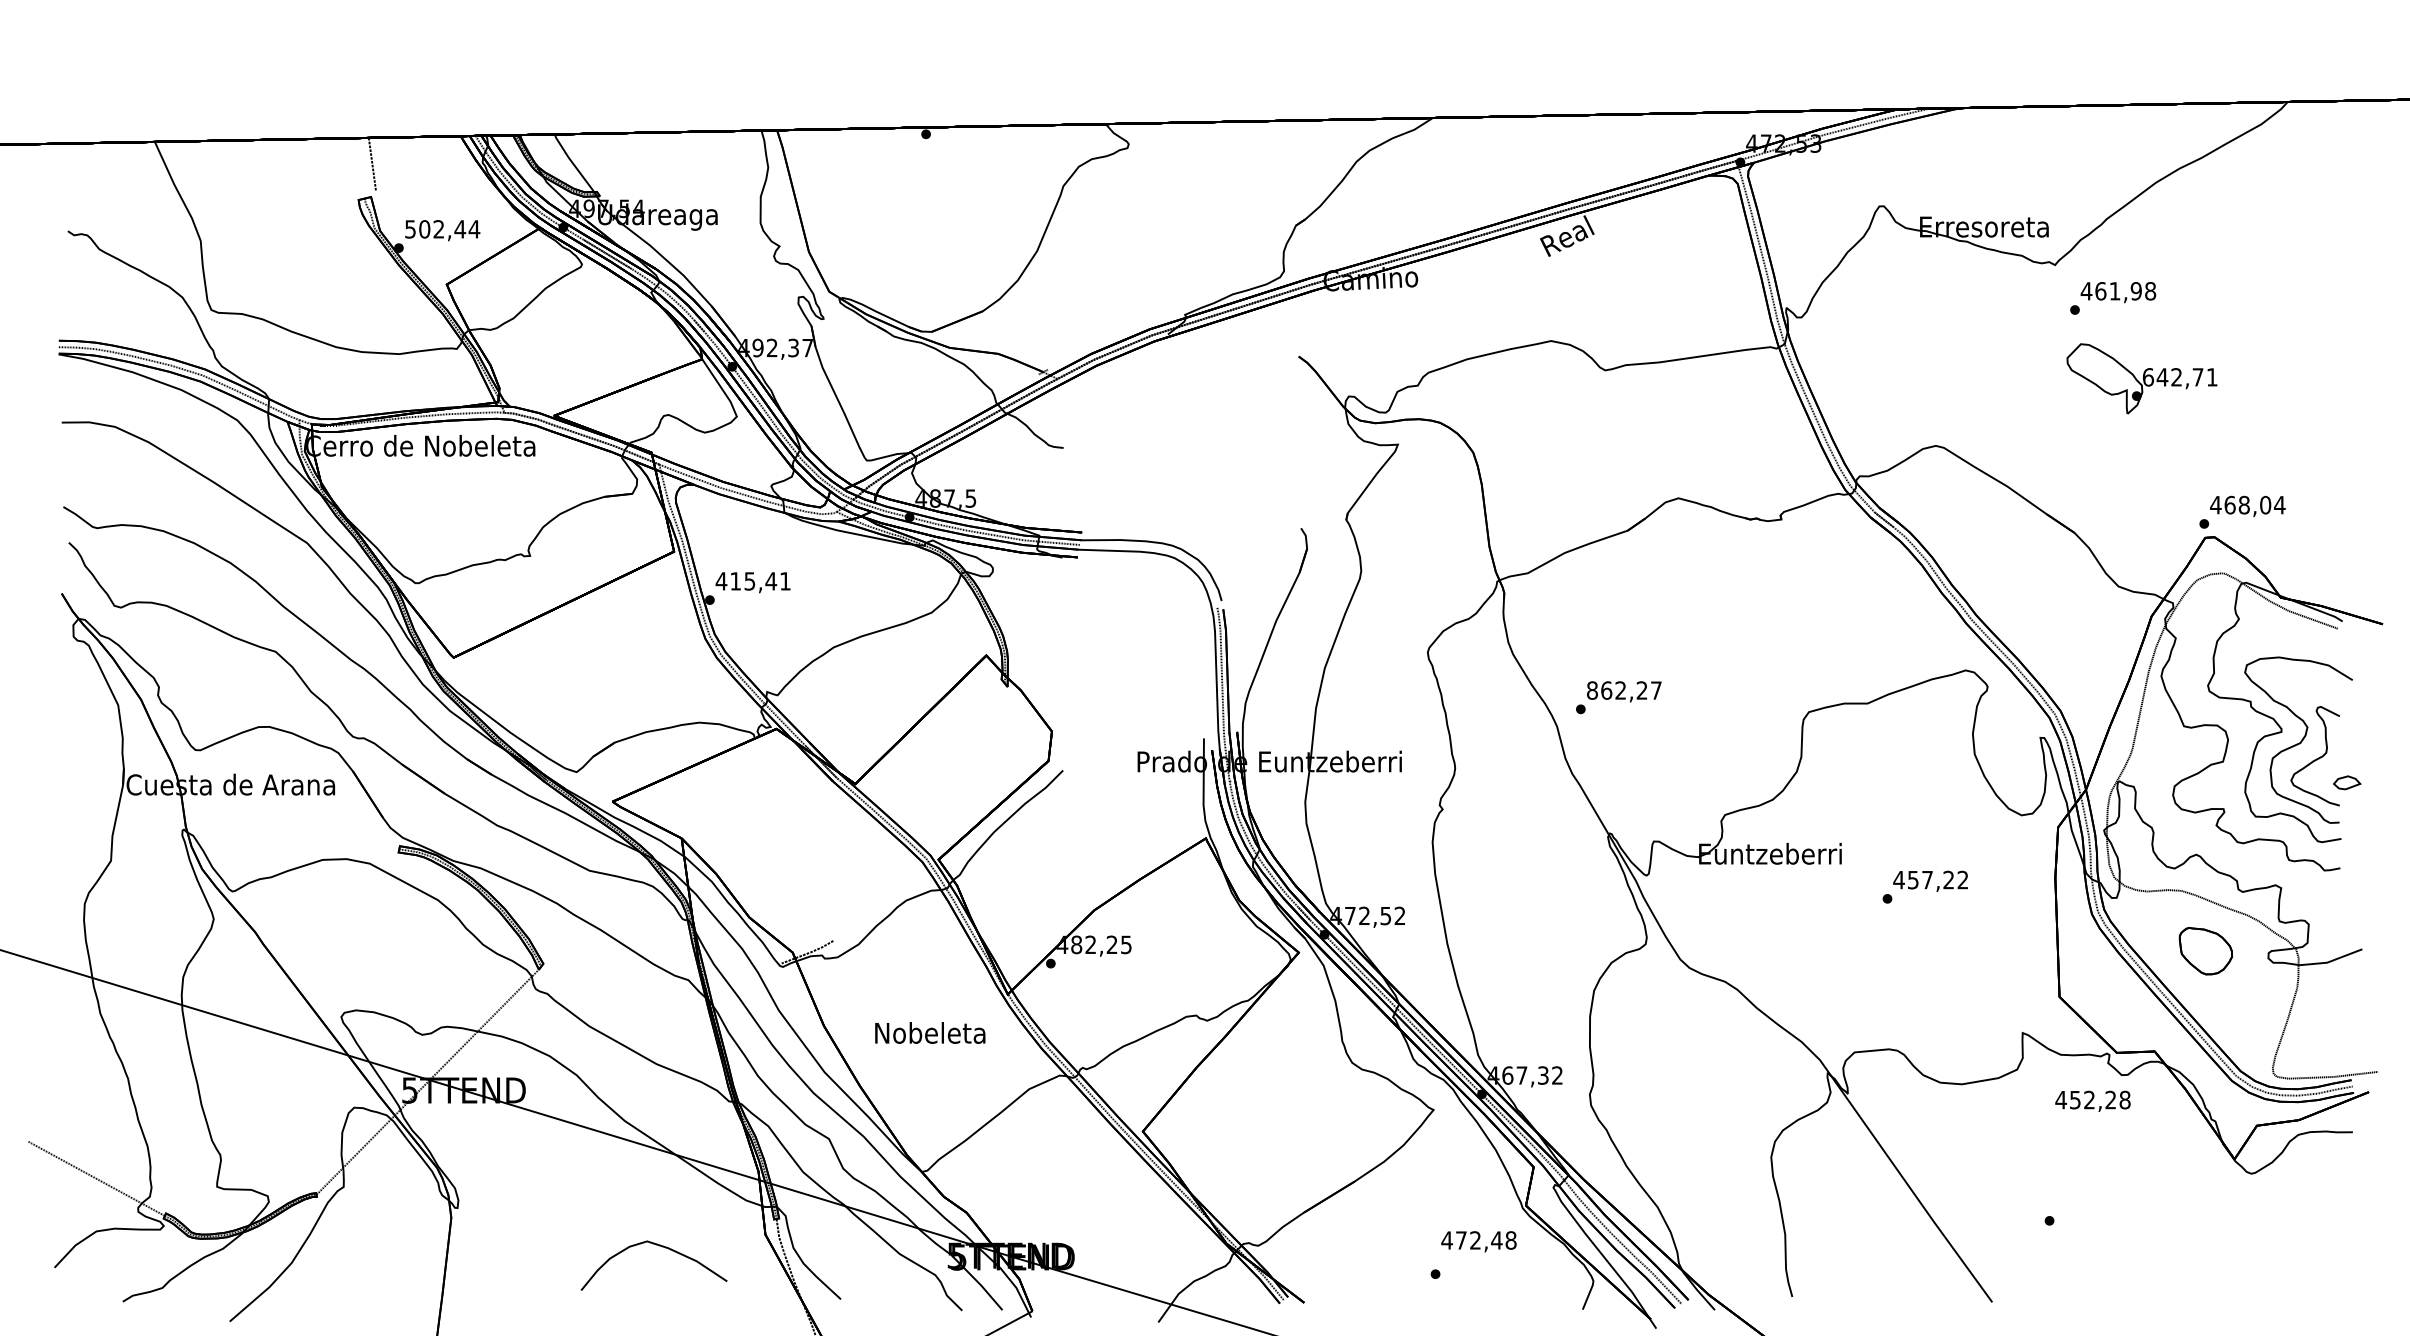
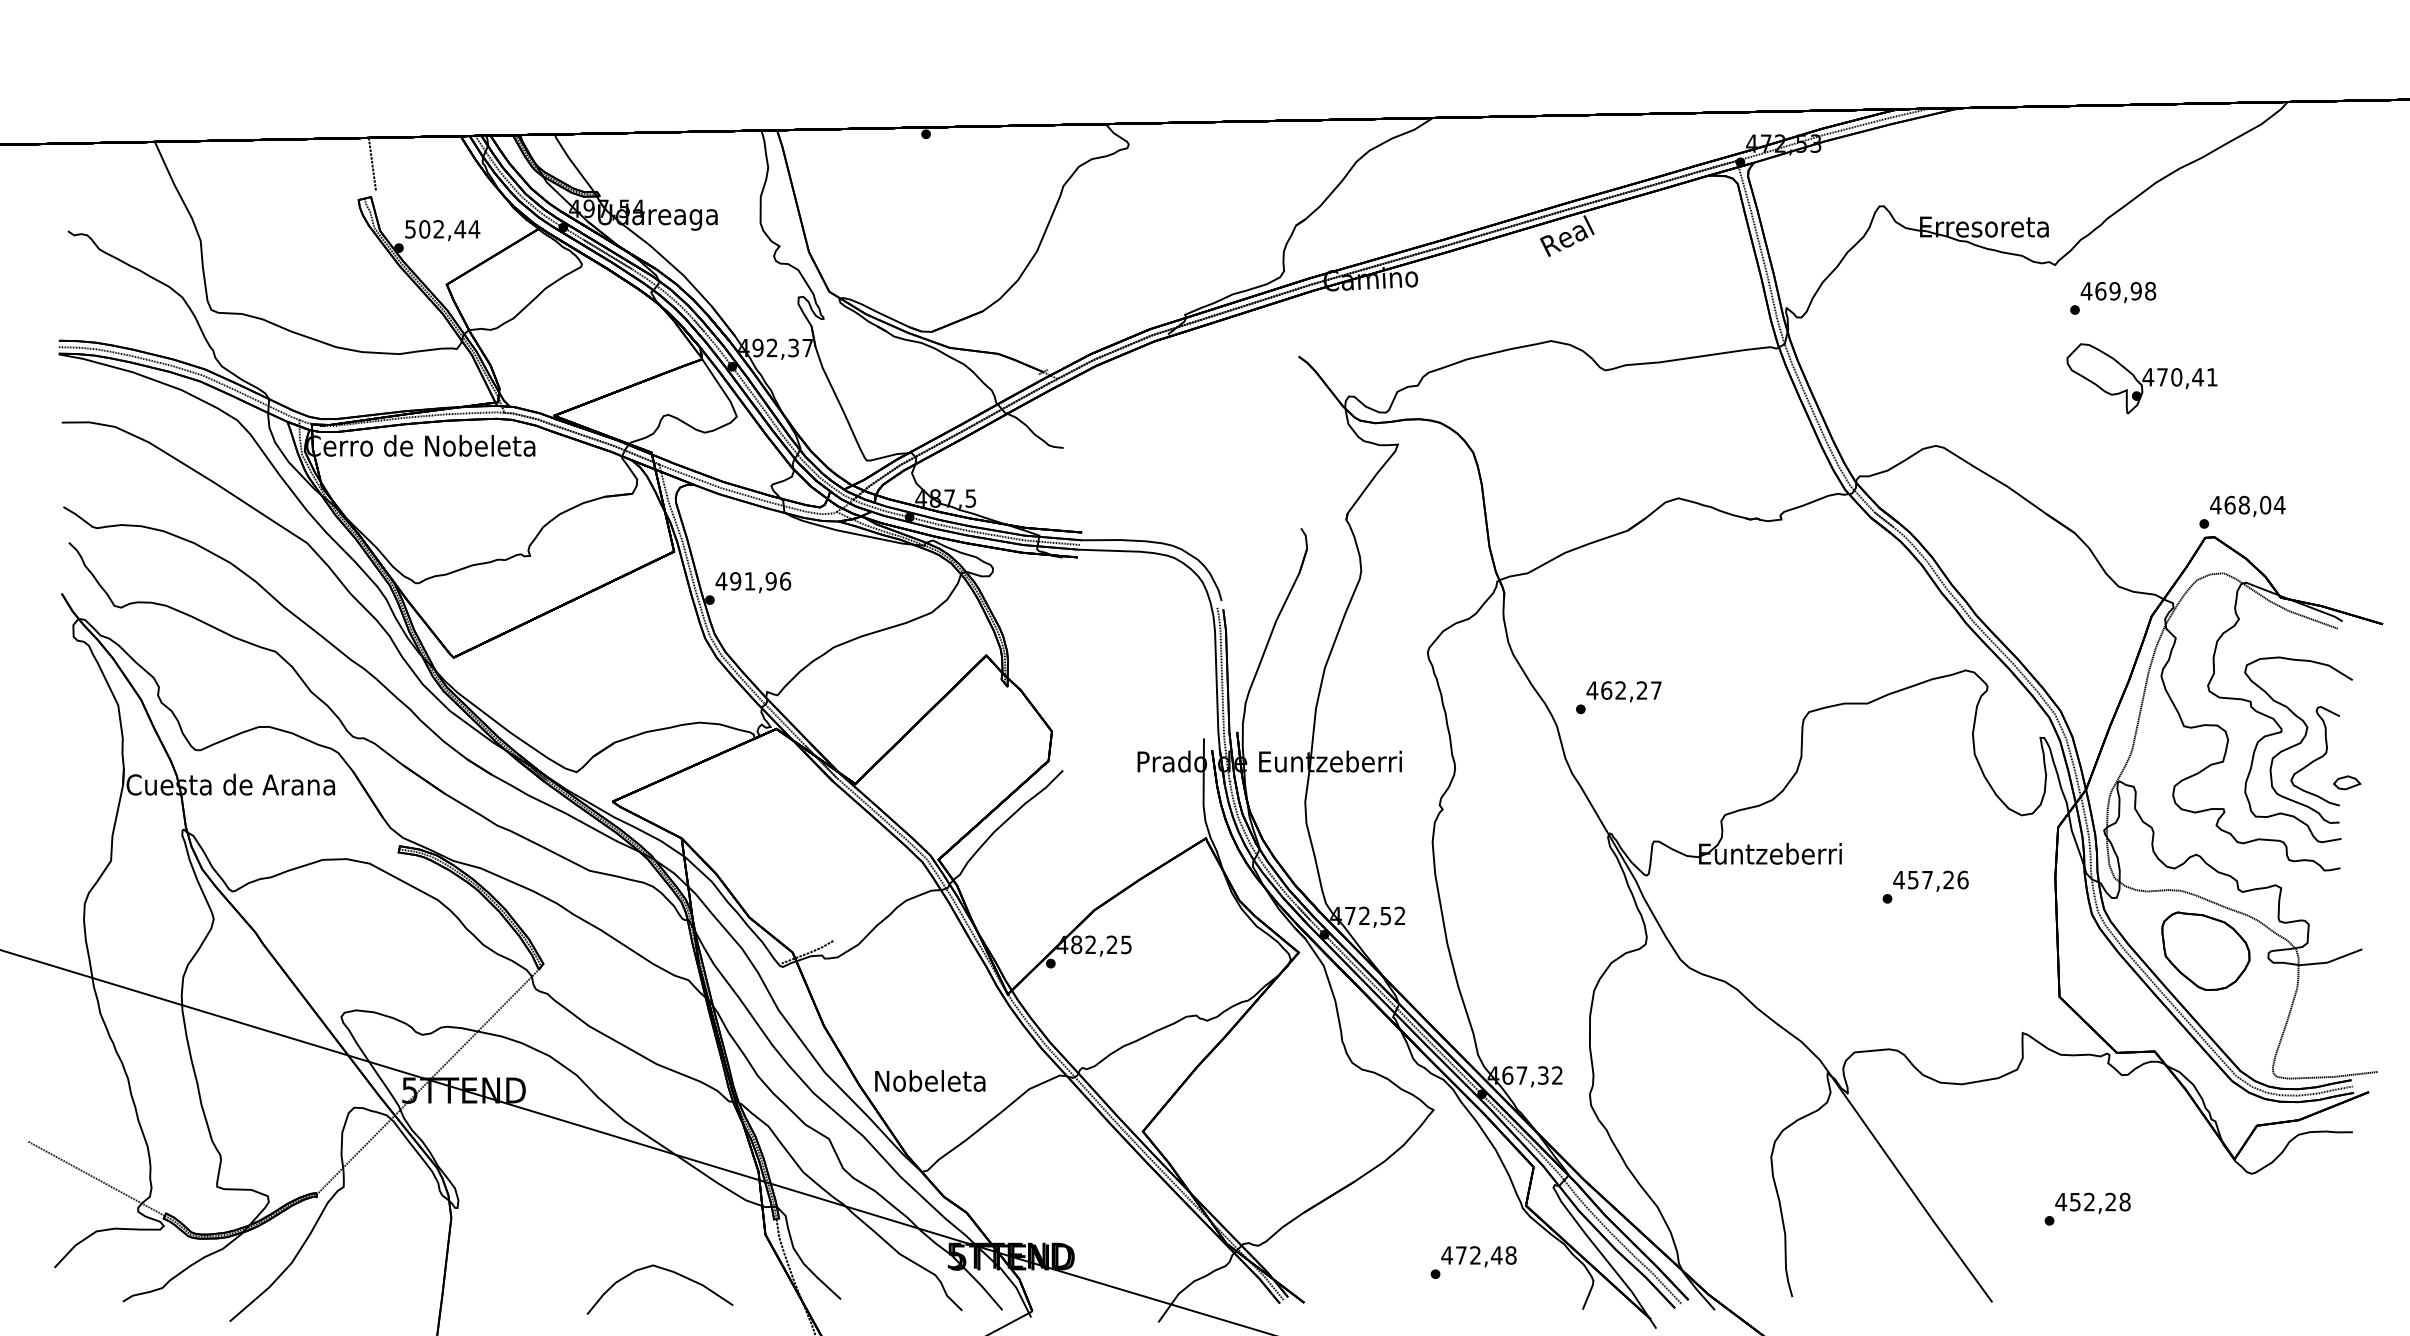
text: 461,98 -> 469,98 (2114, 291)
text: 642,71 -> 470,41 (2172, 377)
text: 415,41 -> 491,96 (760, 581)
text: 862,27 -> 462,27 (1592, 690)
text: 457,22 -> 457,26 (1962, 879)
part size: 55x49 px -> 90x80 px (2205, 950)
text position: (930, 1032) -> (930, 1080) (930, 1080)
text position: (2092, 1100) -> (2092, 1202) (2092, 1202)
text position: (1478, 1241) -> (1478, 1256) (1478, 1256)
part position: (659, 1246) -> (665, 1270) (665, 1270)
